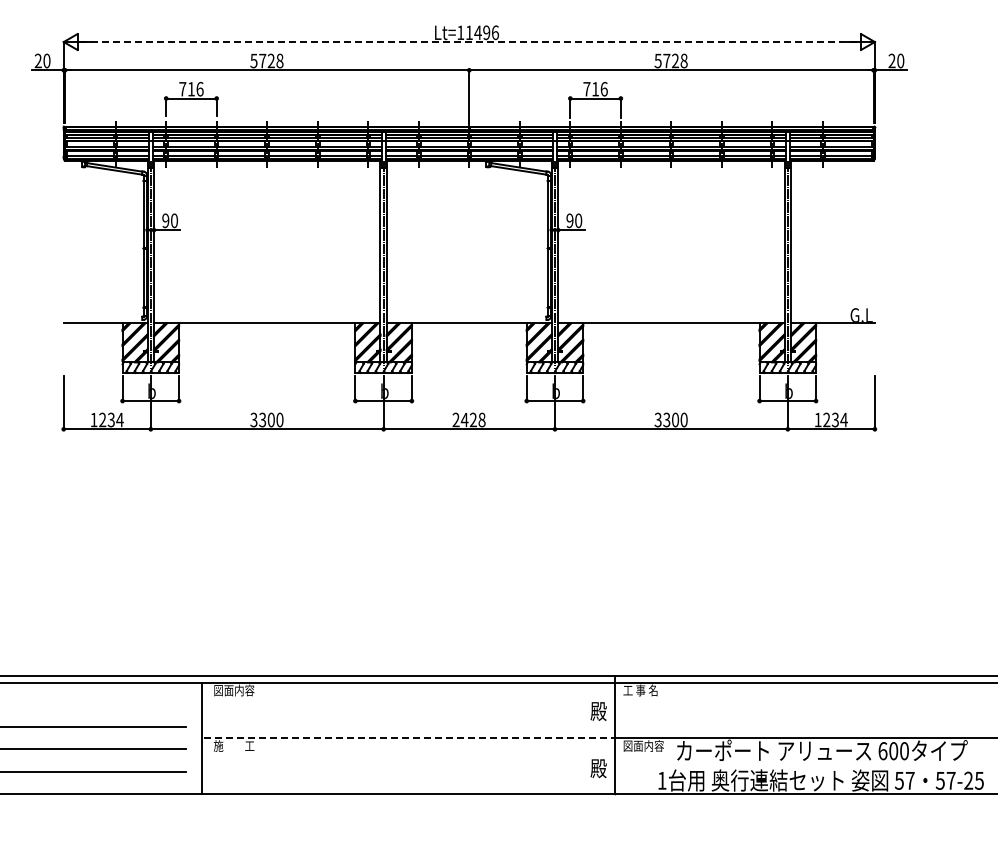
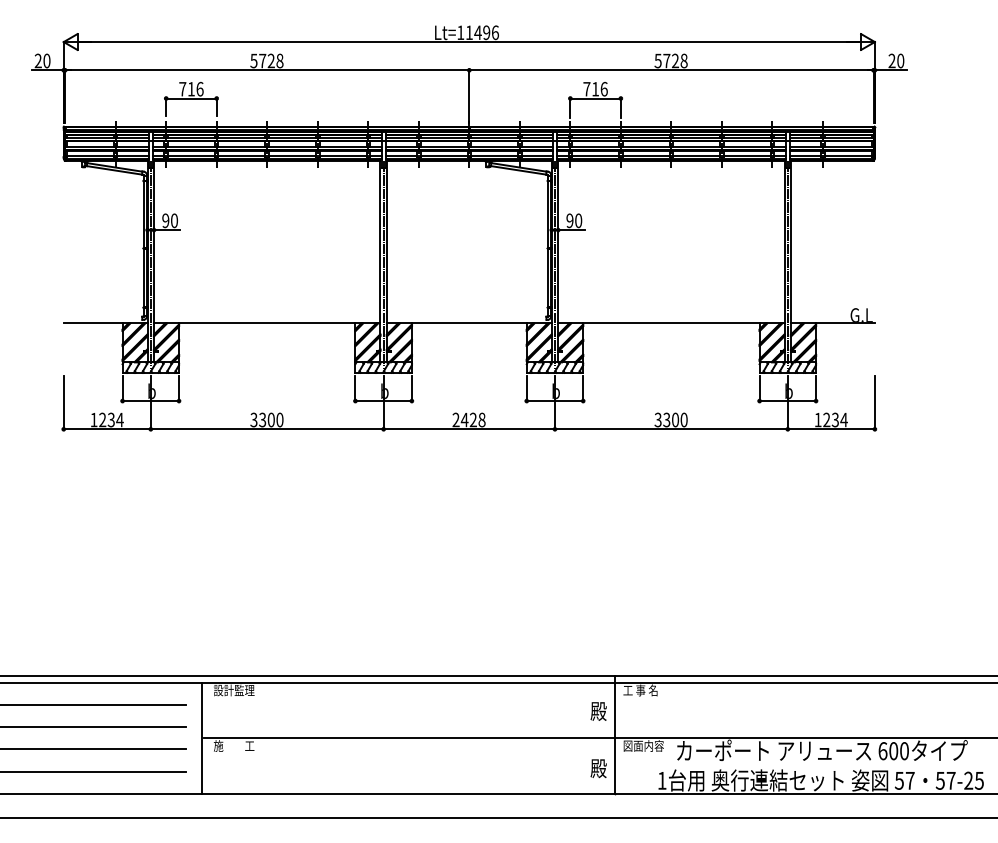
line: dashed -> solid (469, 42)
text: 図面内容 -> 設計監理 (234, 690)
line: none -> present (93, 704)
line: dashed -> solid (409, 738)
line: none -> present (498, 817)
